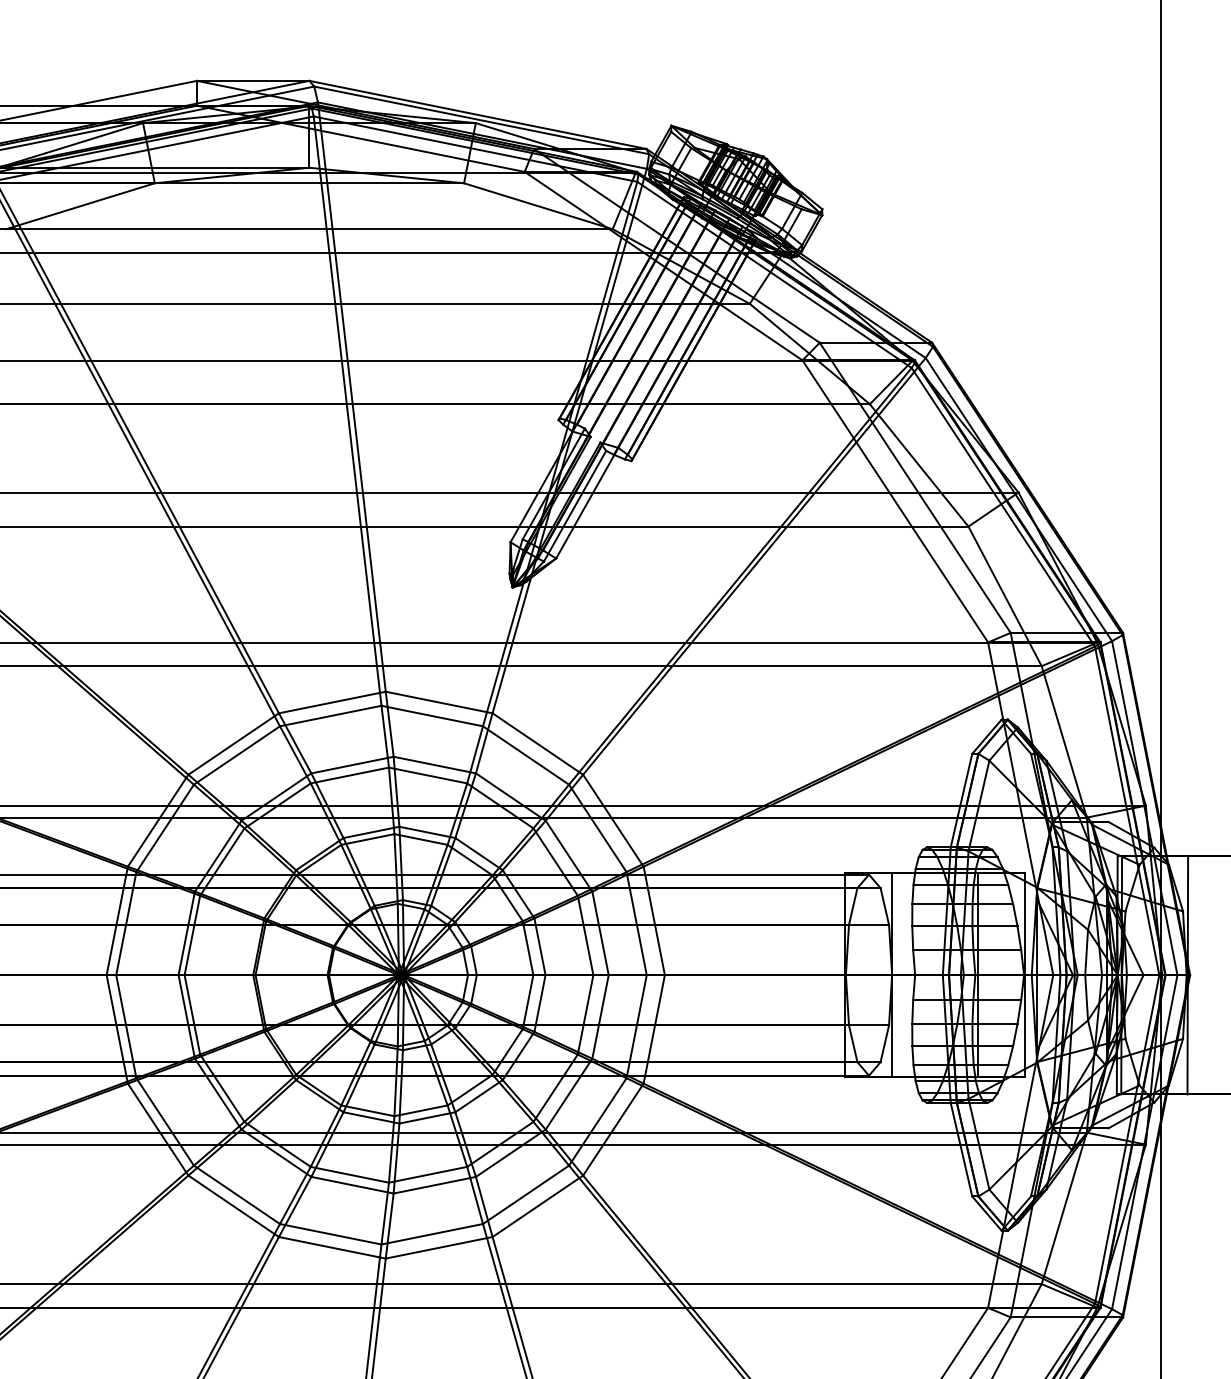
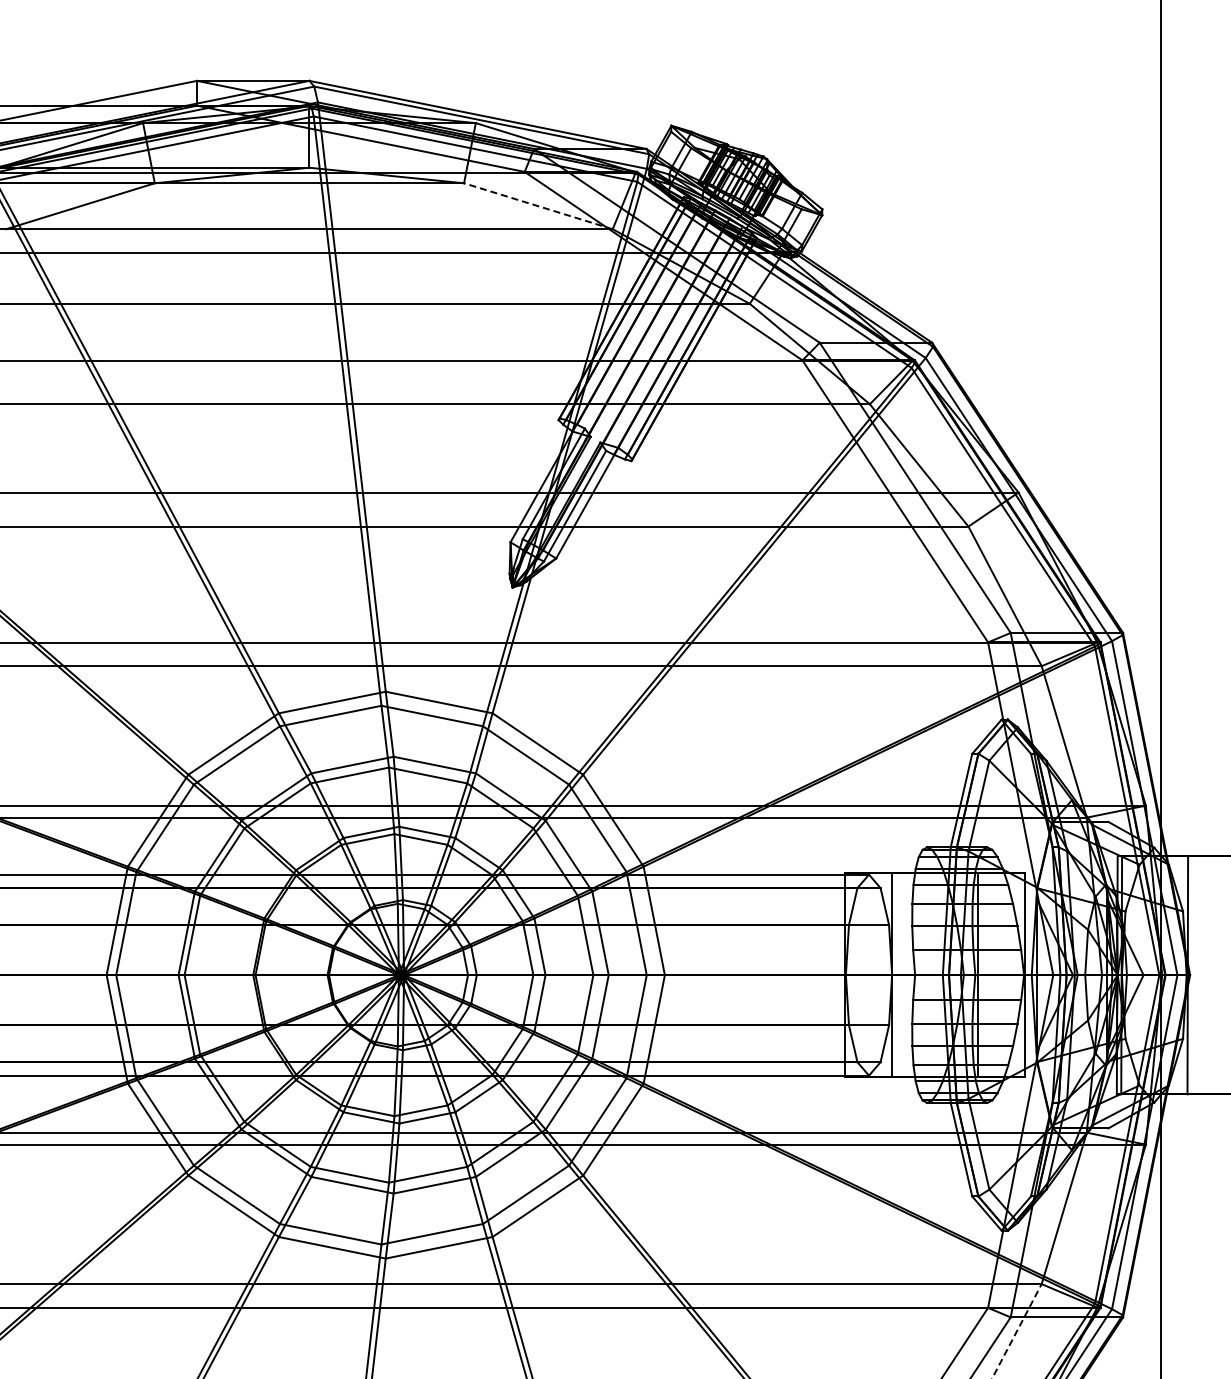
line: solid -> dashed (538, 206)
line: solid -> dashed (1017, 1330)
